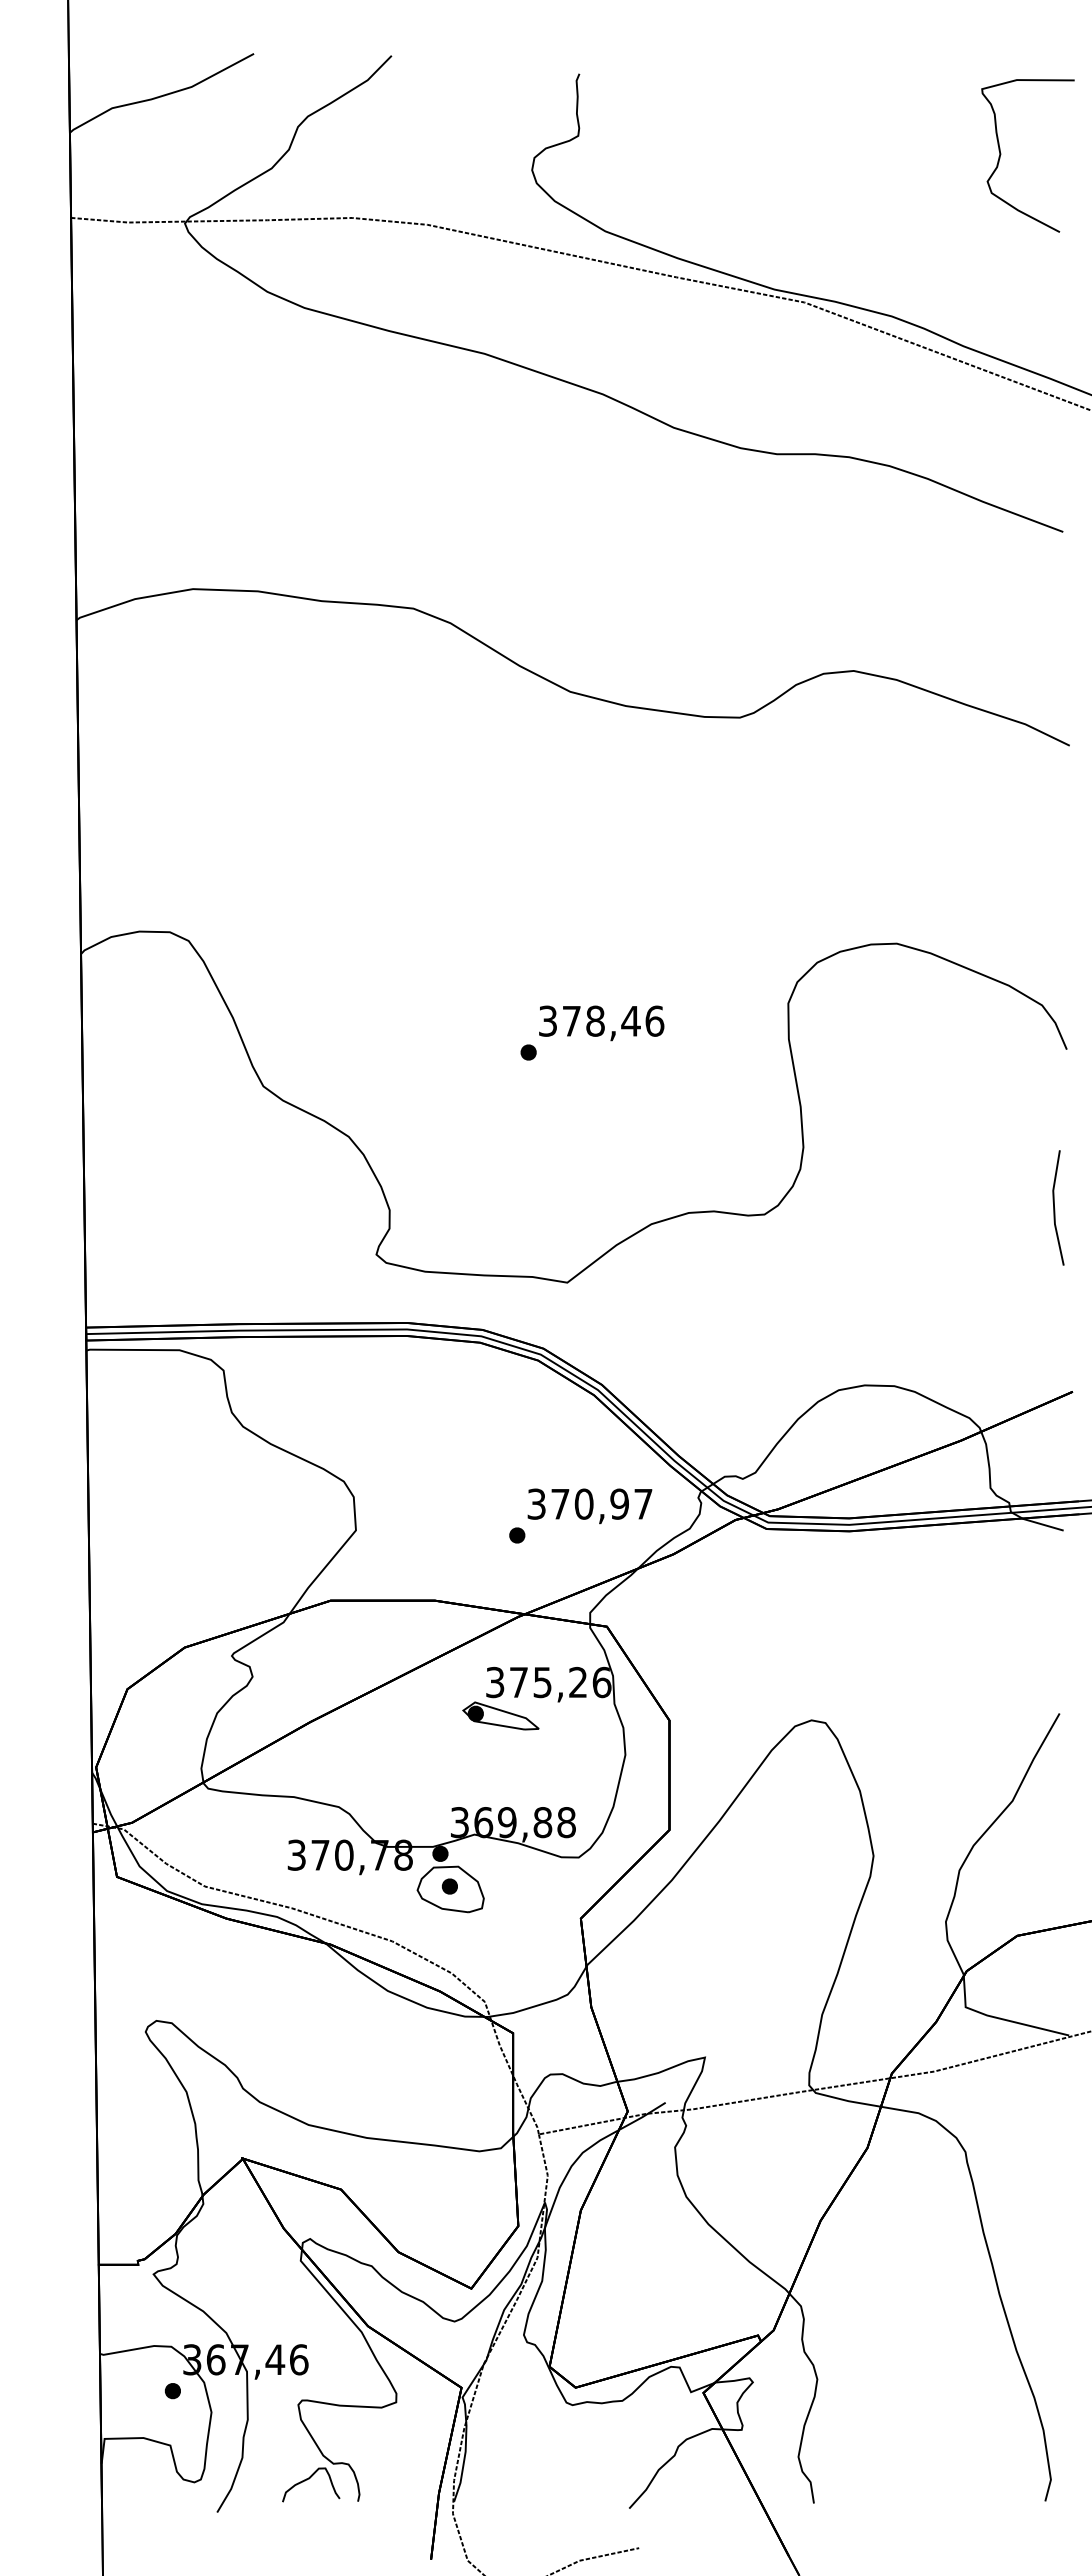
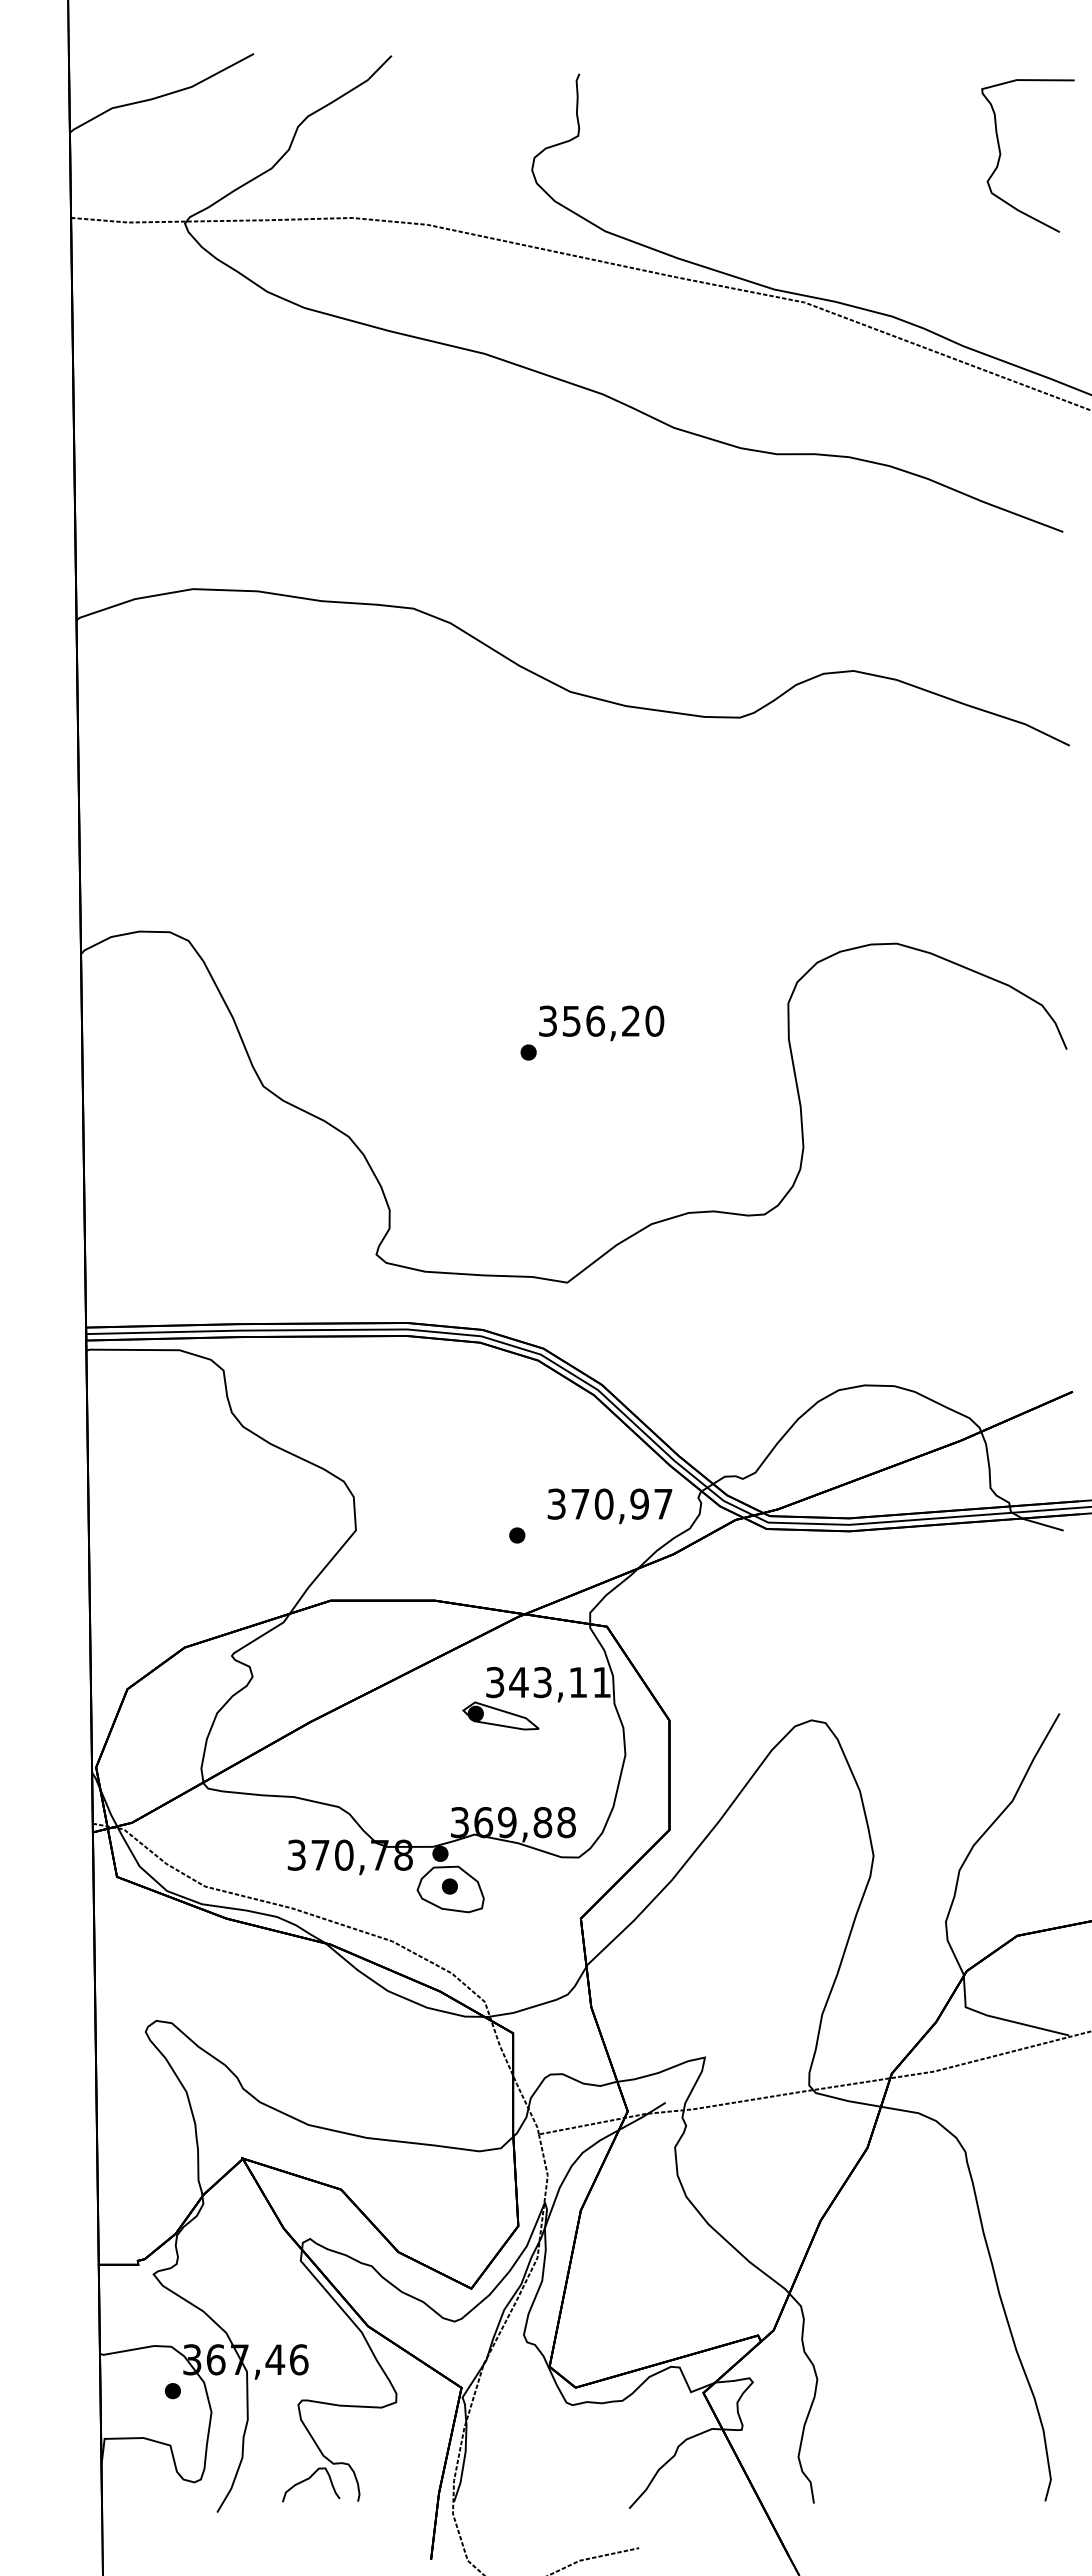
text: 378,46 -> 356,20 (613, 1020)
line: present -> none (1055, 1209)
text position: (589, 1506) -> (609, 1506) (609, 1506)
text: 375,26 -> 343,11 (560, 1682)
